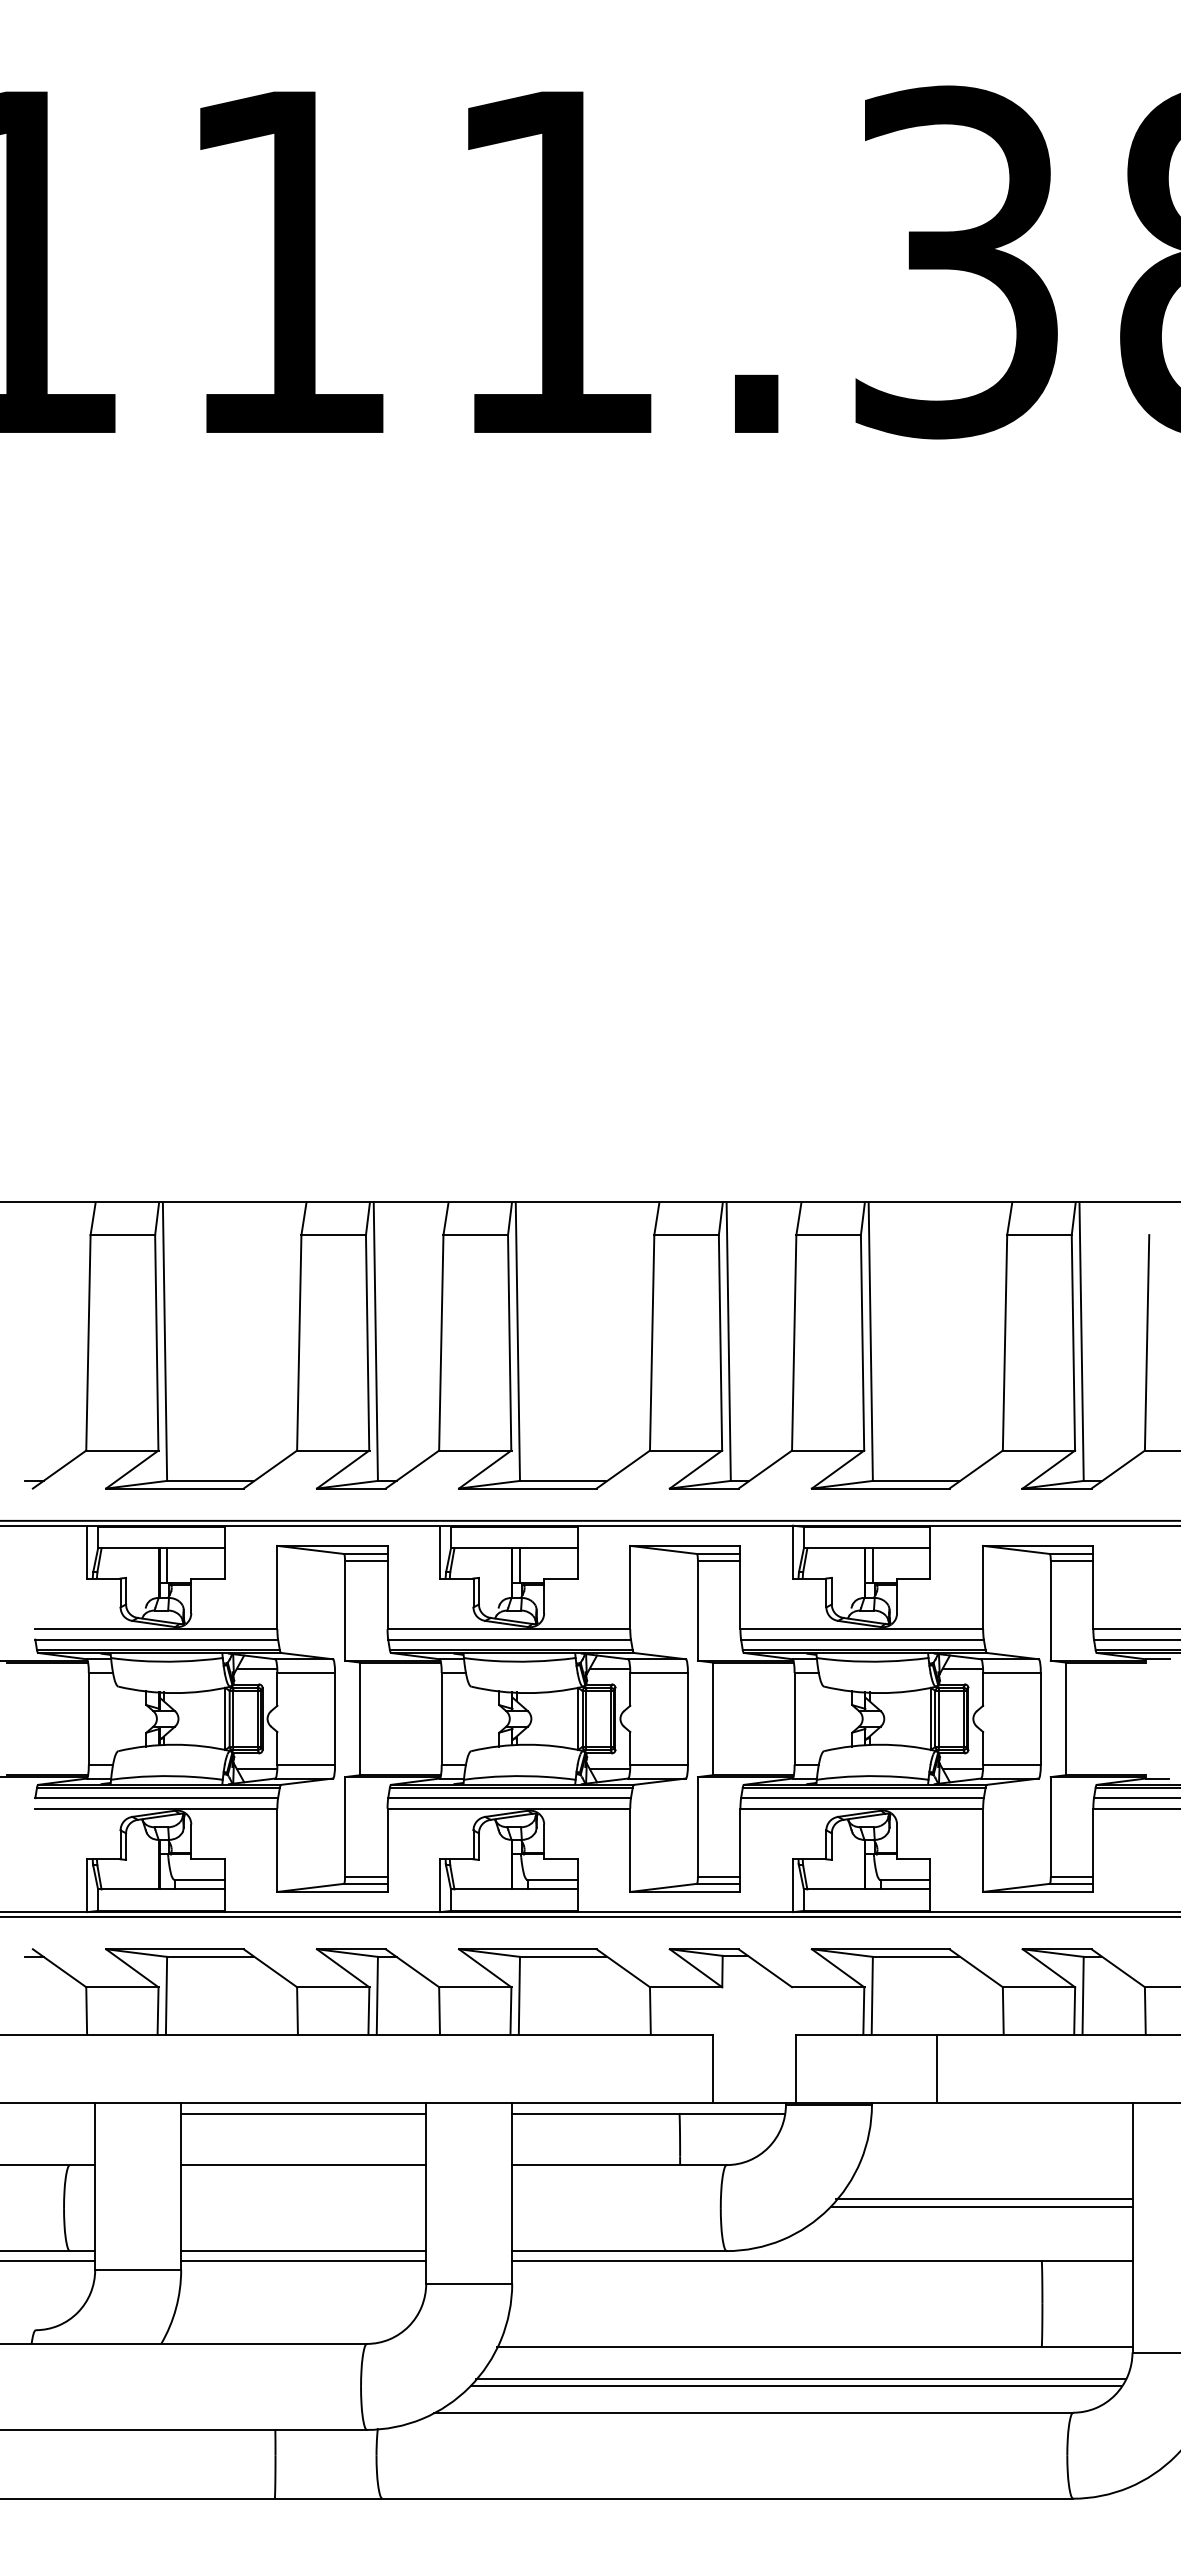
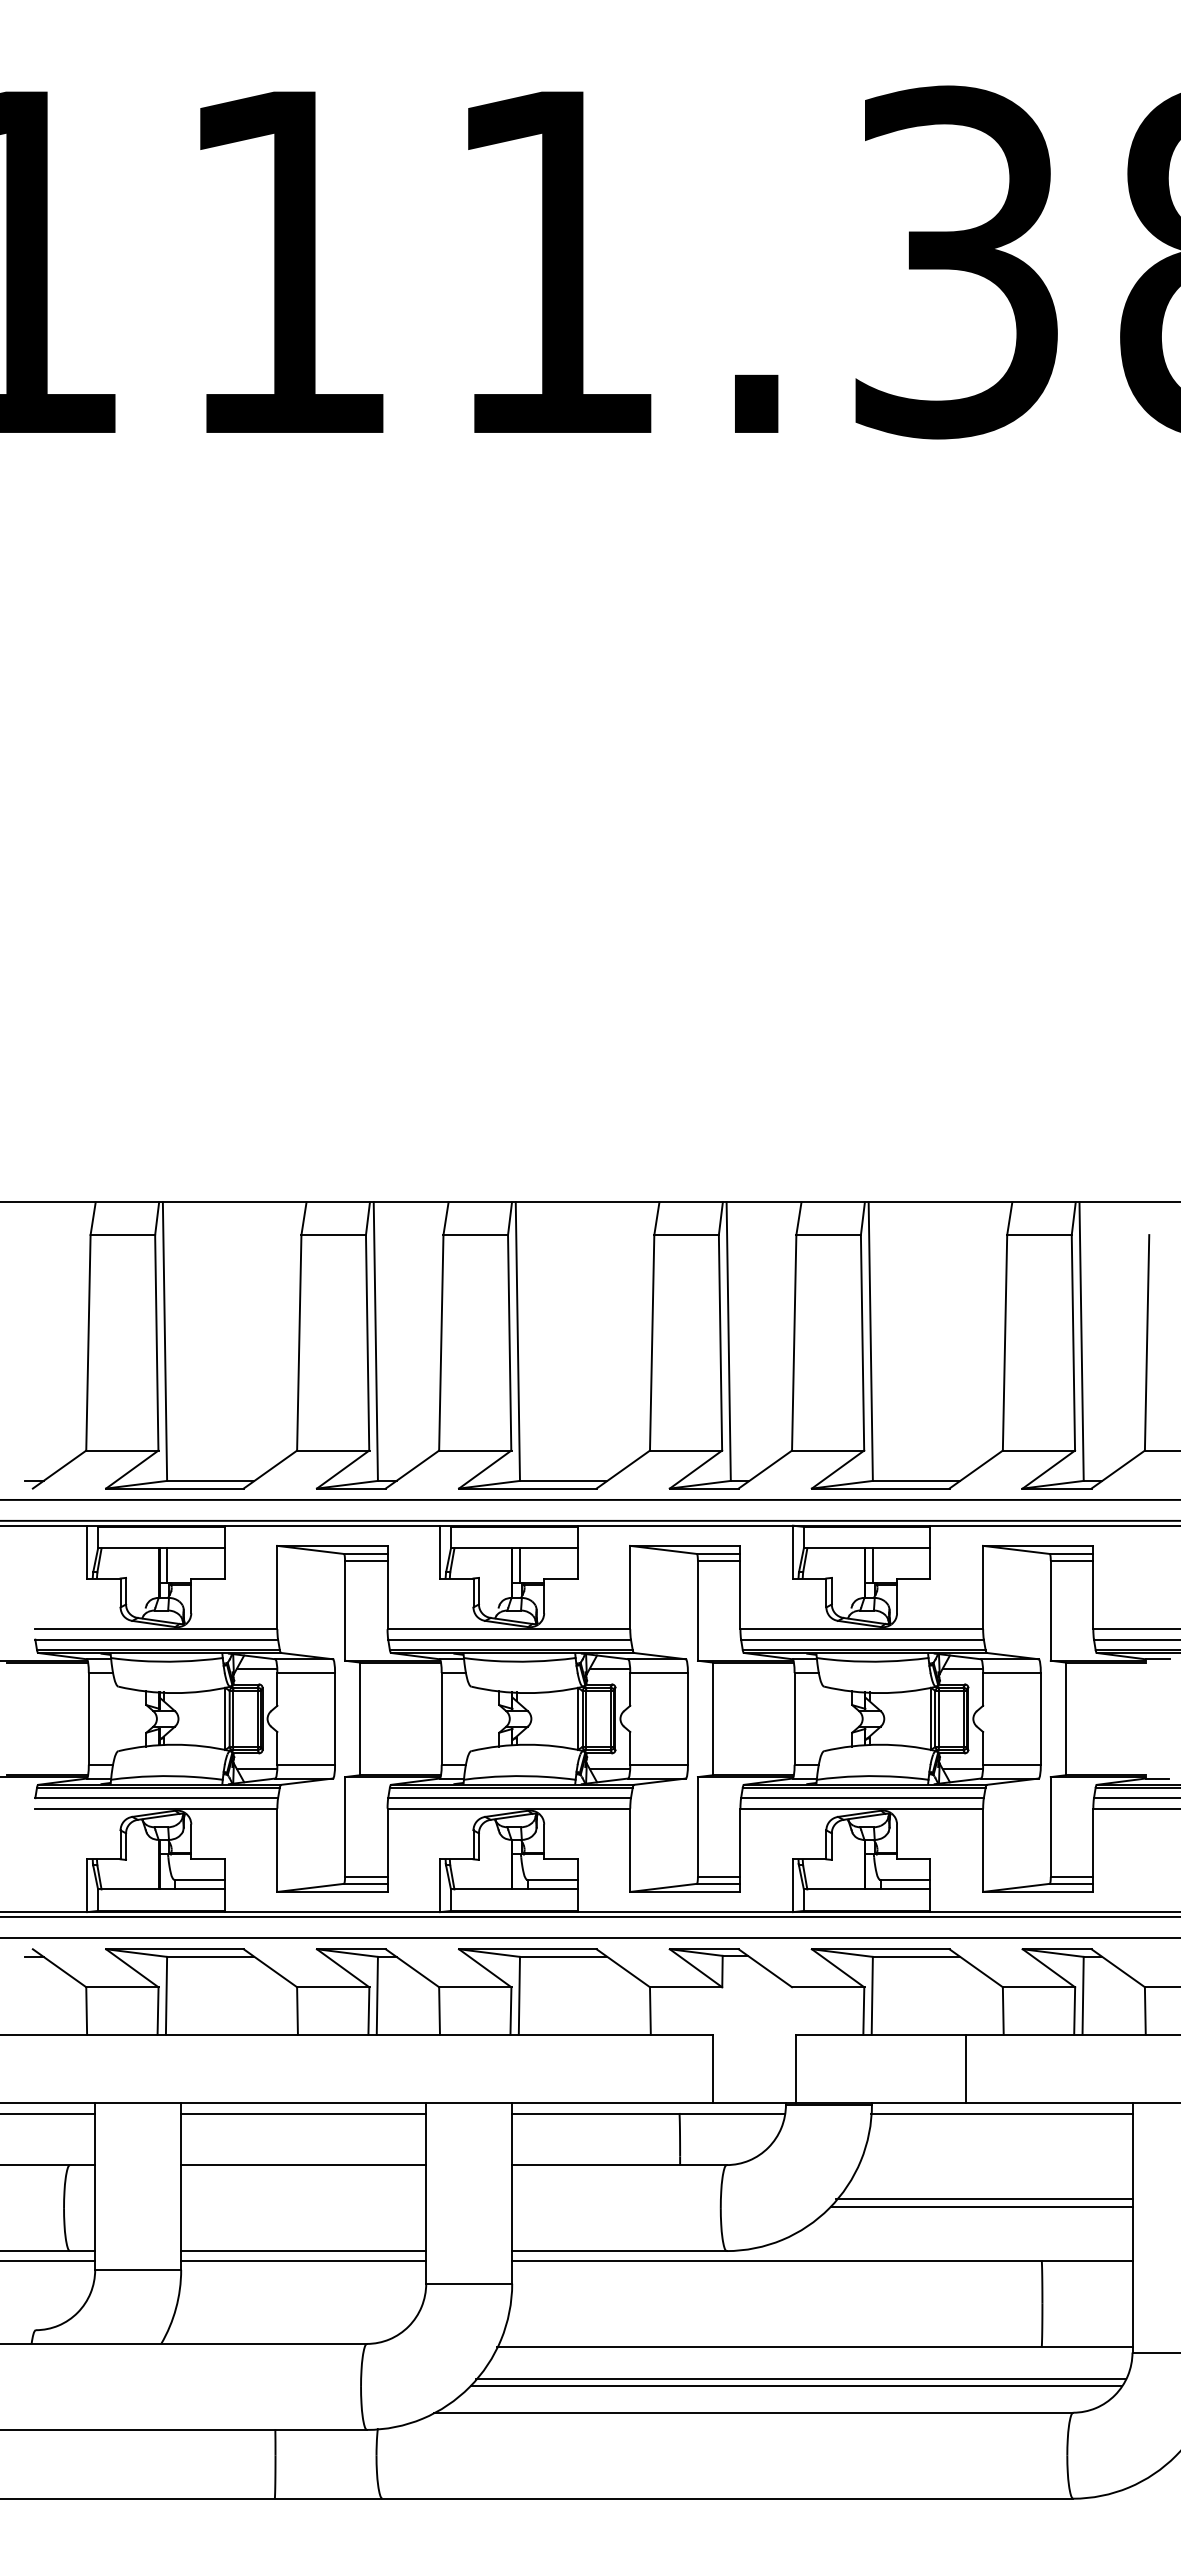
line: none -> present (589, 1499)
line: none -> present (589, 1937)
line position: (937, 2068) -> (966, 2068) (966, 2068)
line: none -> present (48, 2113)
line: none -> present (1001, 2113)
